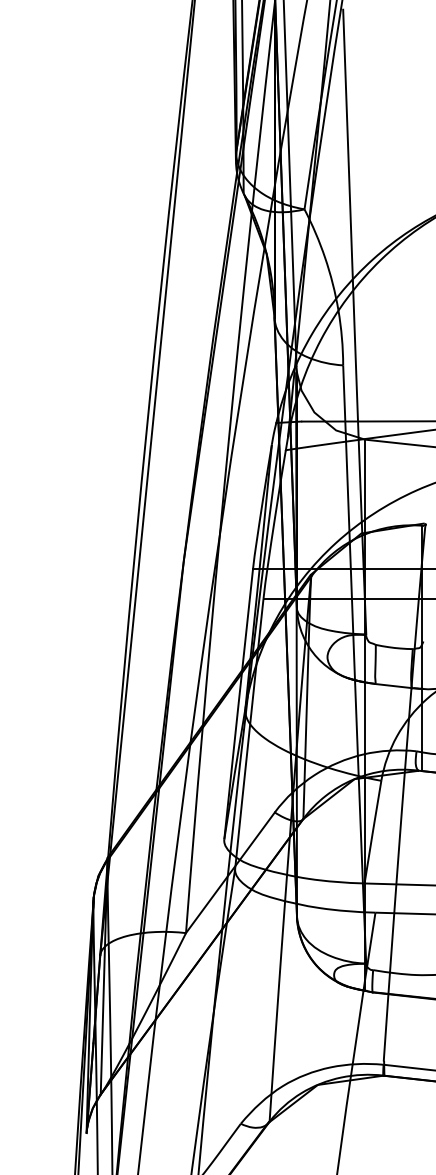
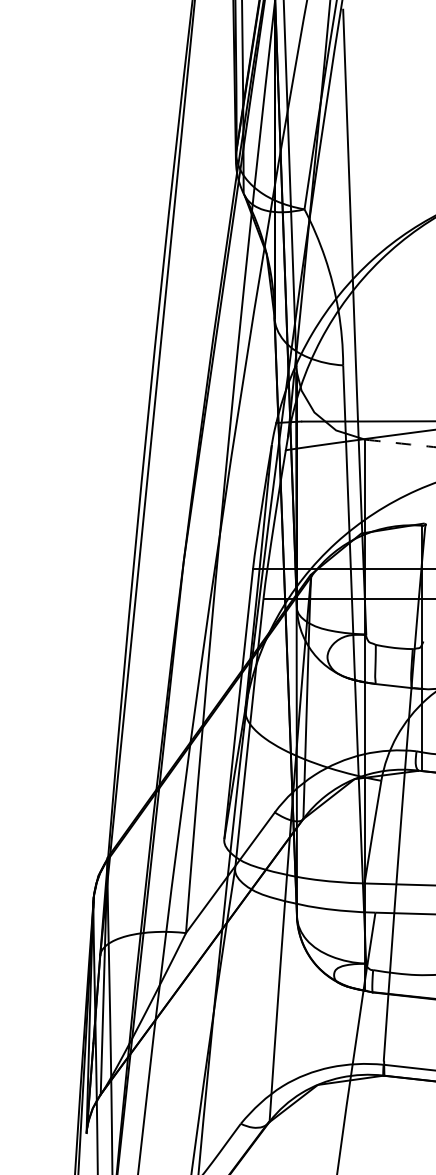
arc: solid -> dashed (401, 443)
